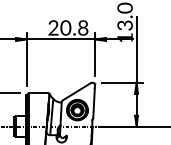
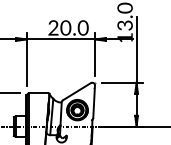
text: 20.8 -> 20.0 (82, 28)
